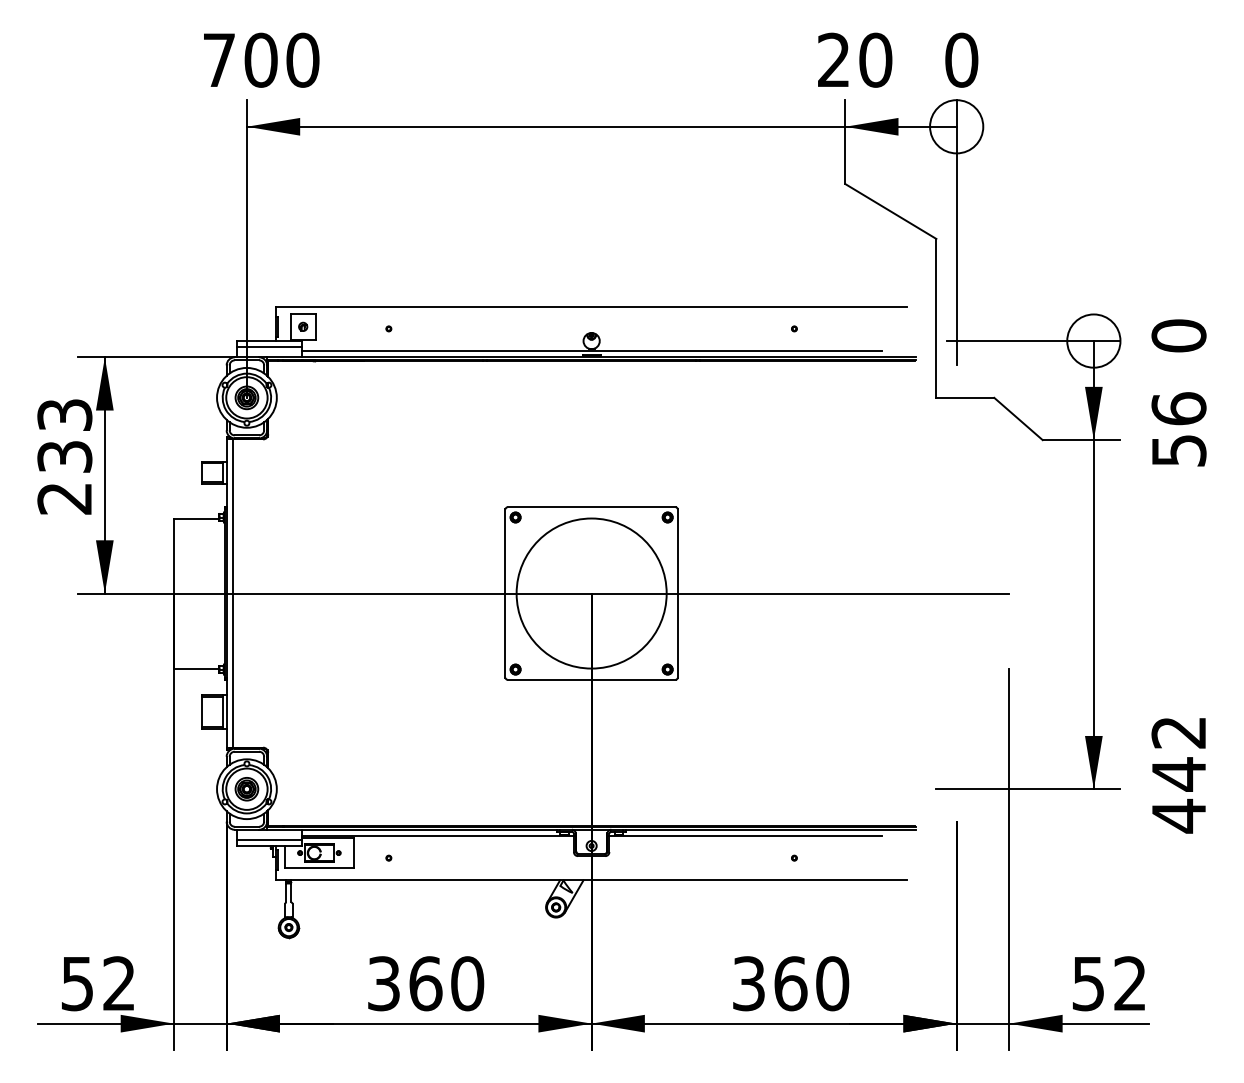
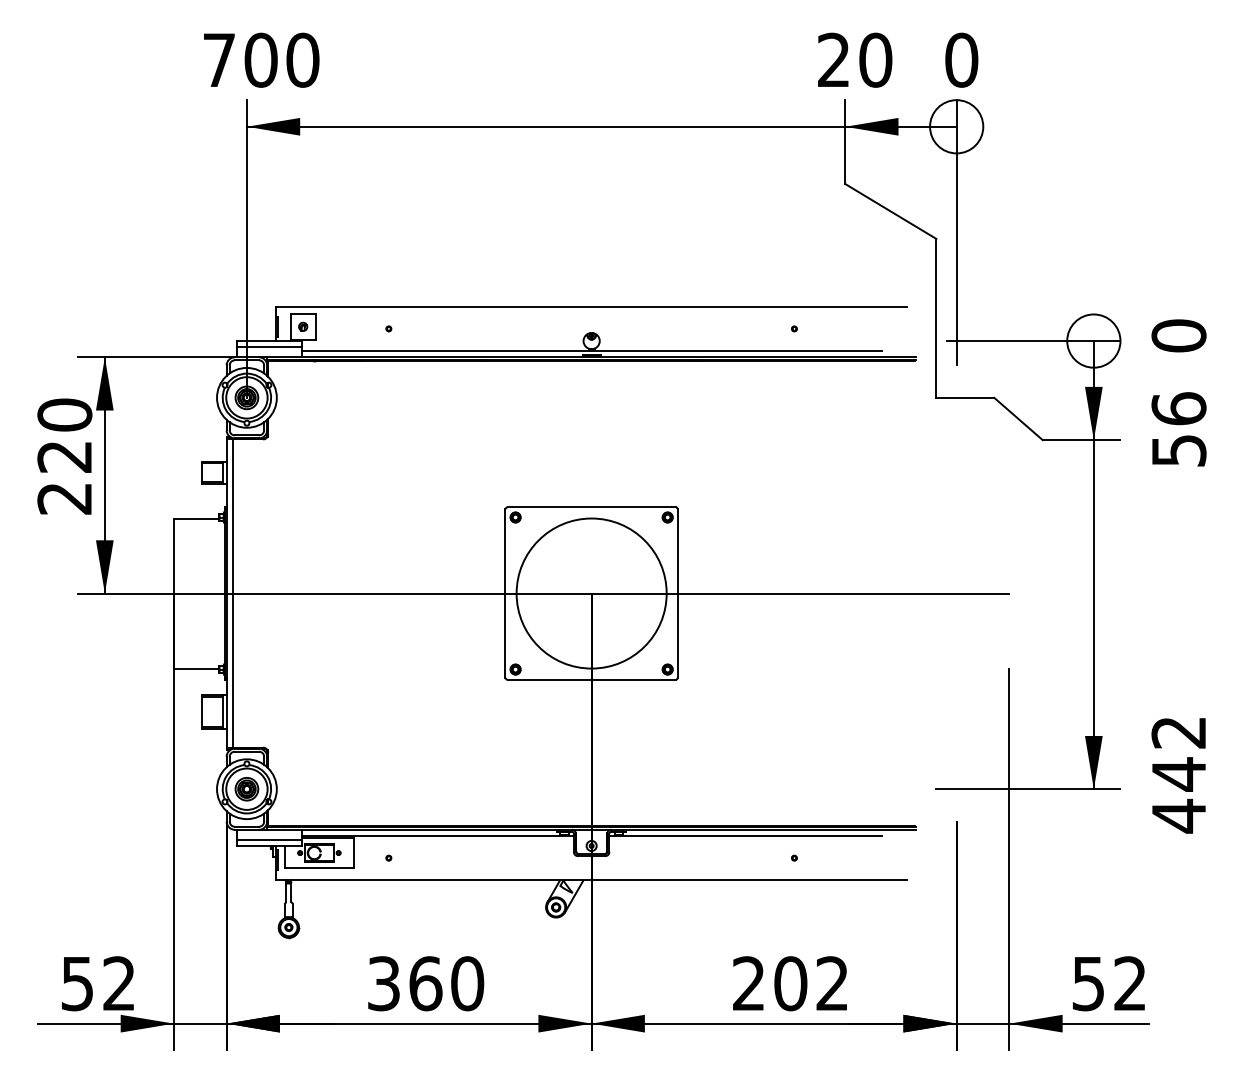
text: 233 -> 220 (64, 435)
text: 360 -> 202 (791, 983)
